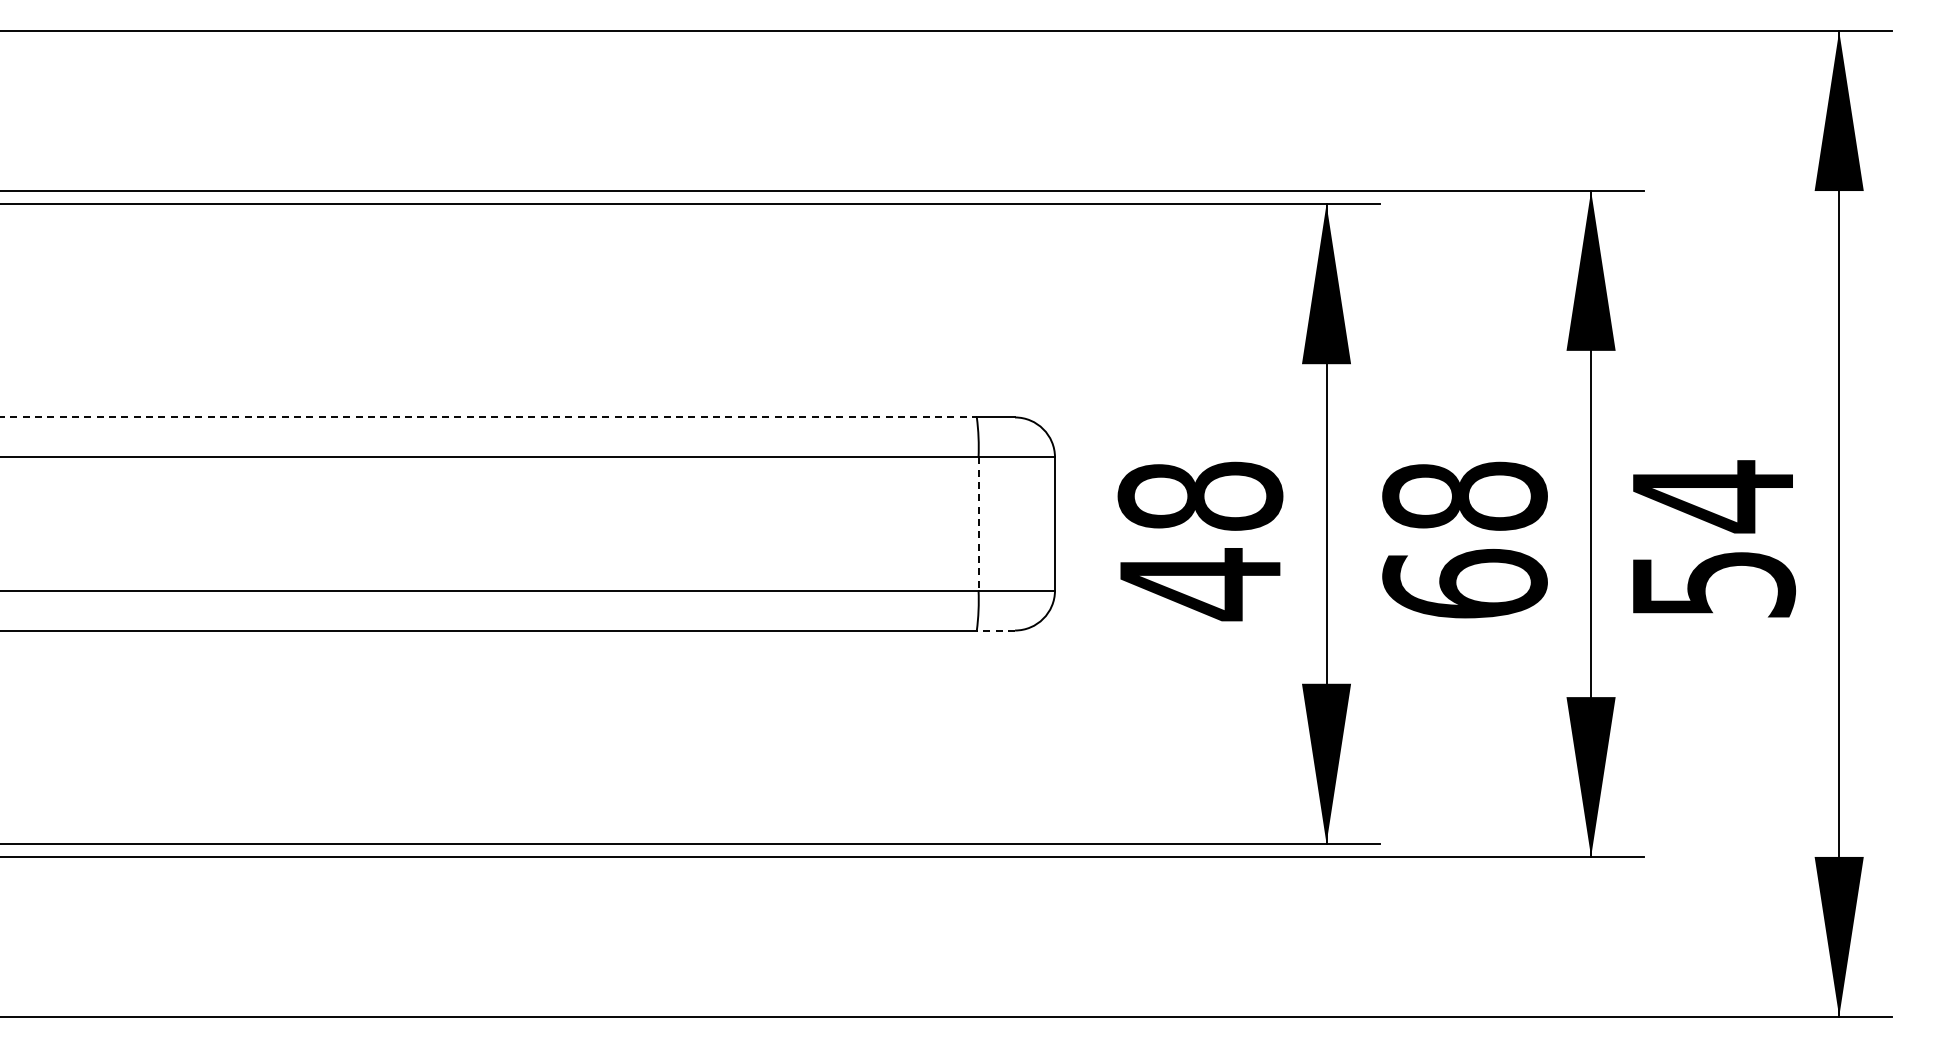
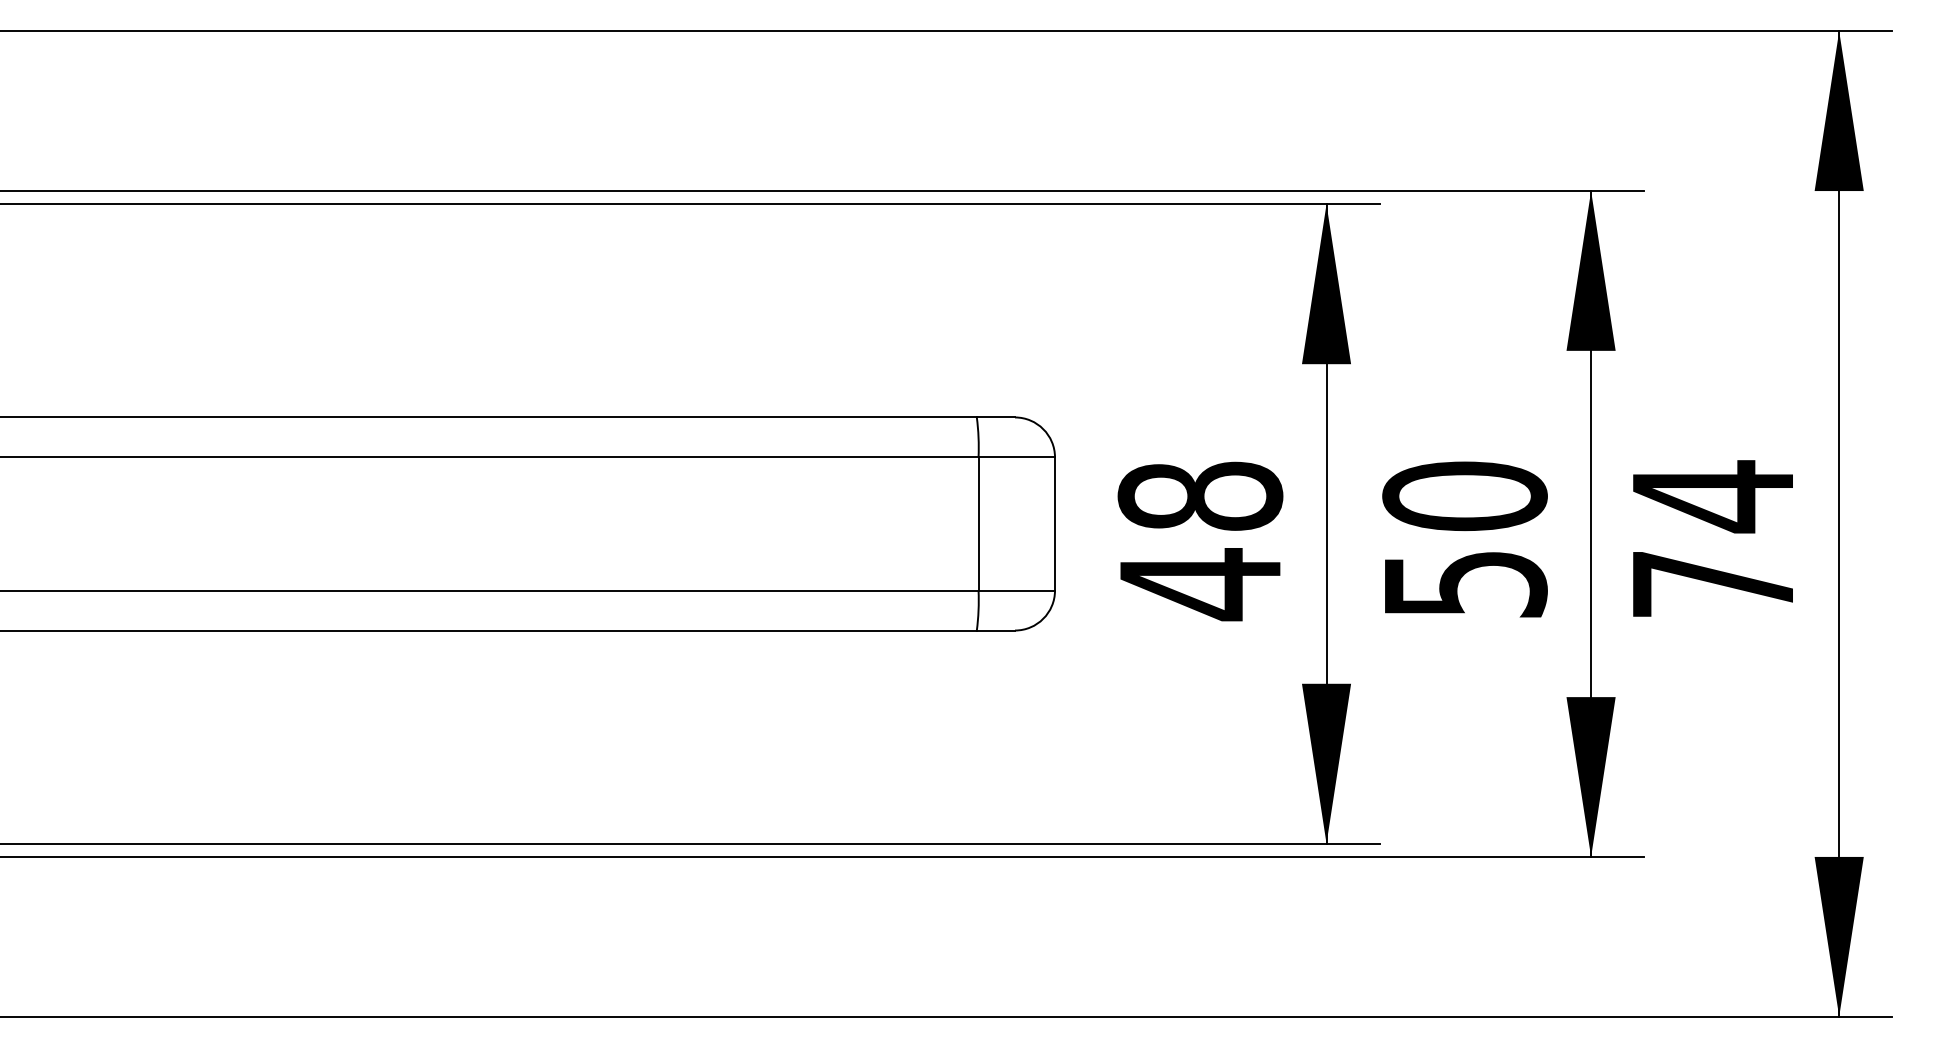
line: dashed -> solid (489, 417)
line: dashed -> solid (978, 524)
text: 68 -> 50 (1464, 539)
text: 54 -> 74 (1714, 584)
line: dashed -> solid (995, 630)
